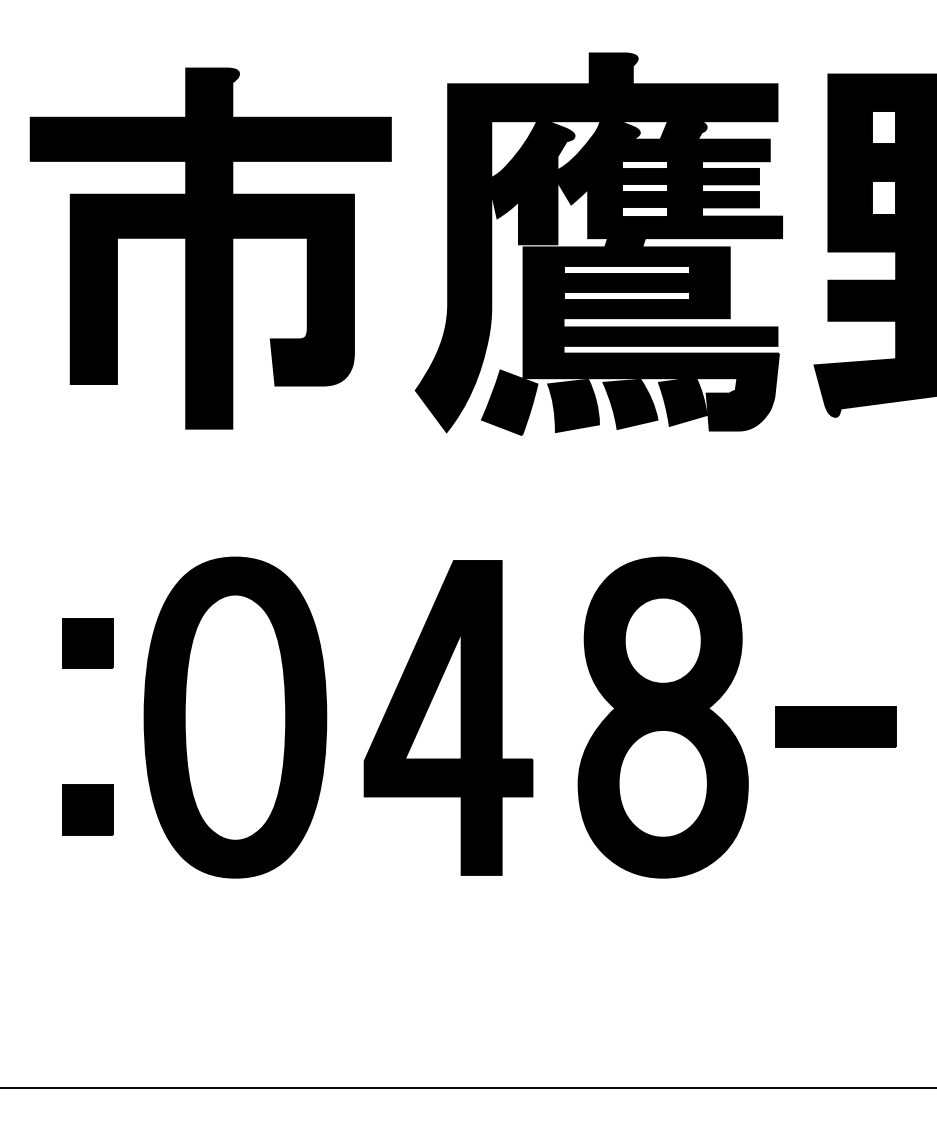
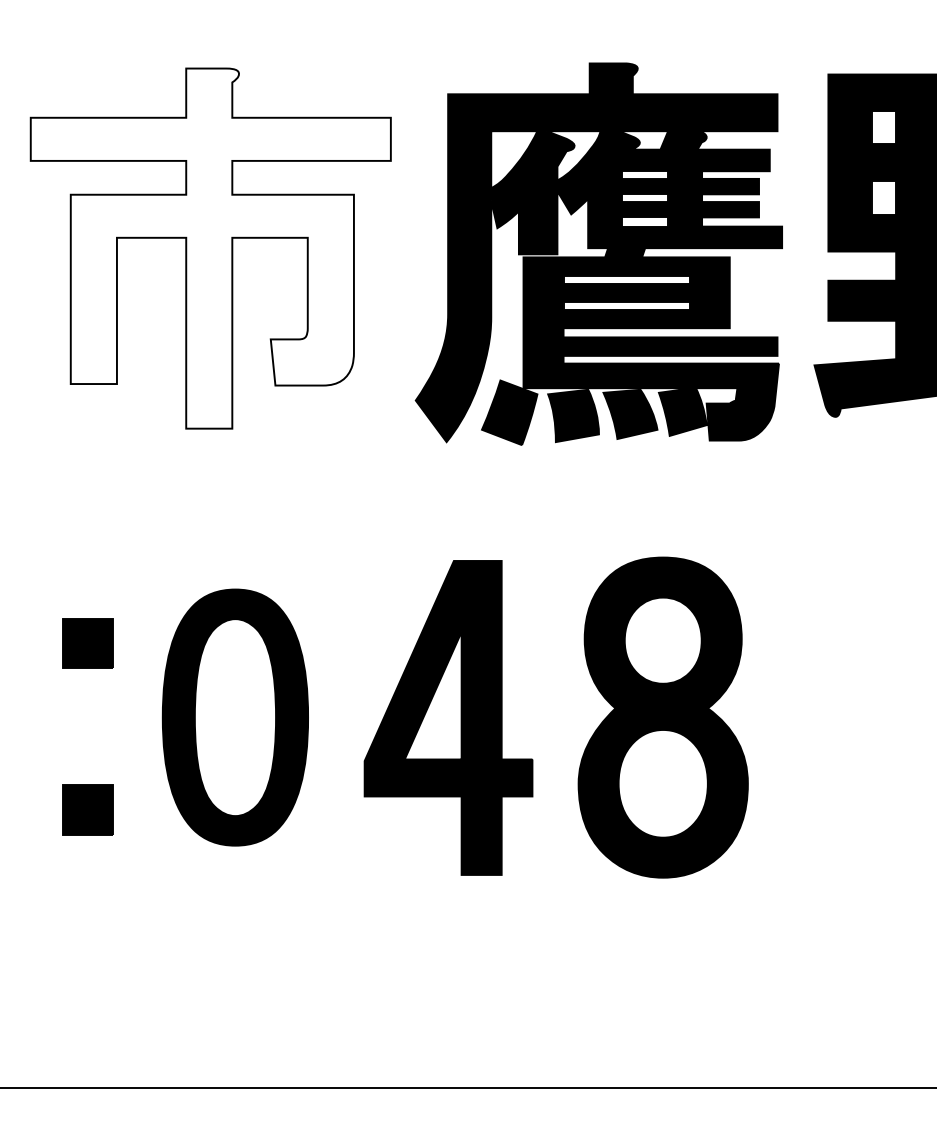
part position: (598, 243) -> (598, 253) (598, 253)
fill: present -> none (210, 248)
part size: 185x323 px -> 148x259 px (234, 717)
part: present -> none (835, 726)
